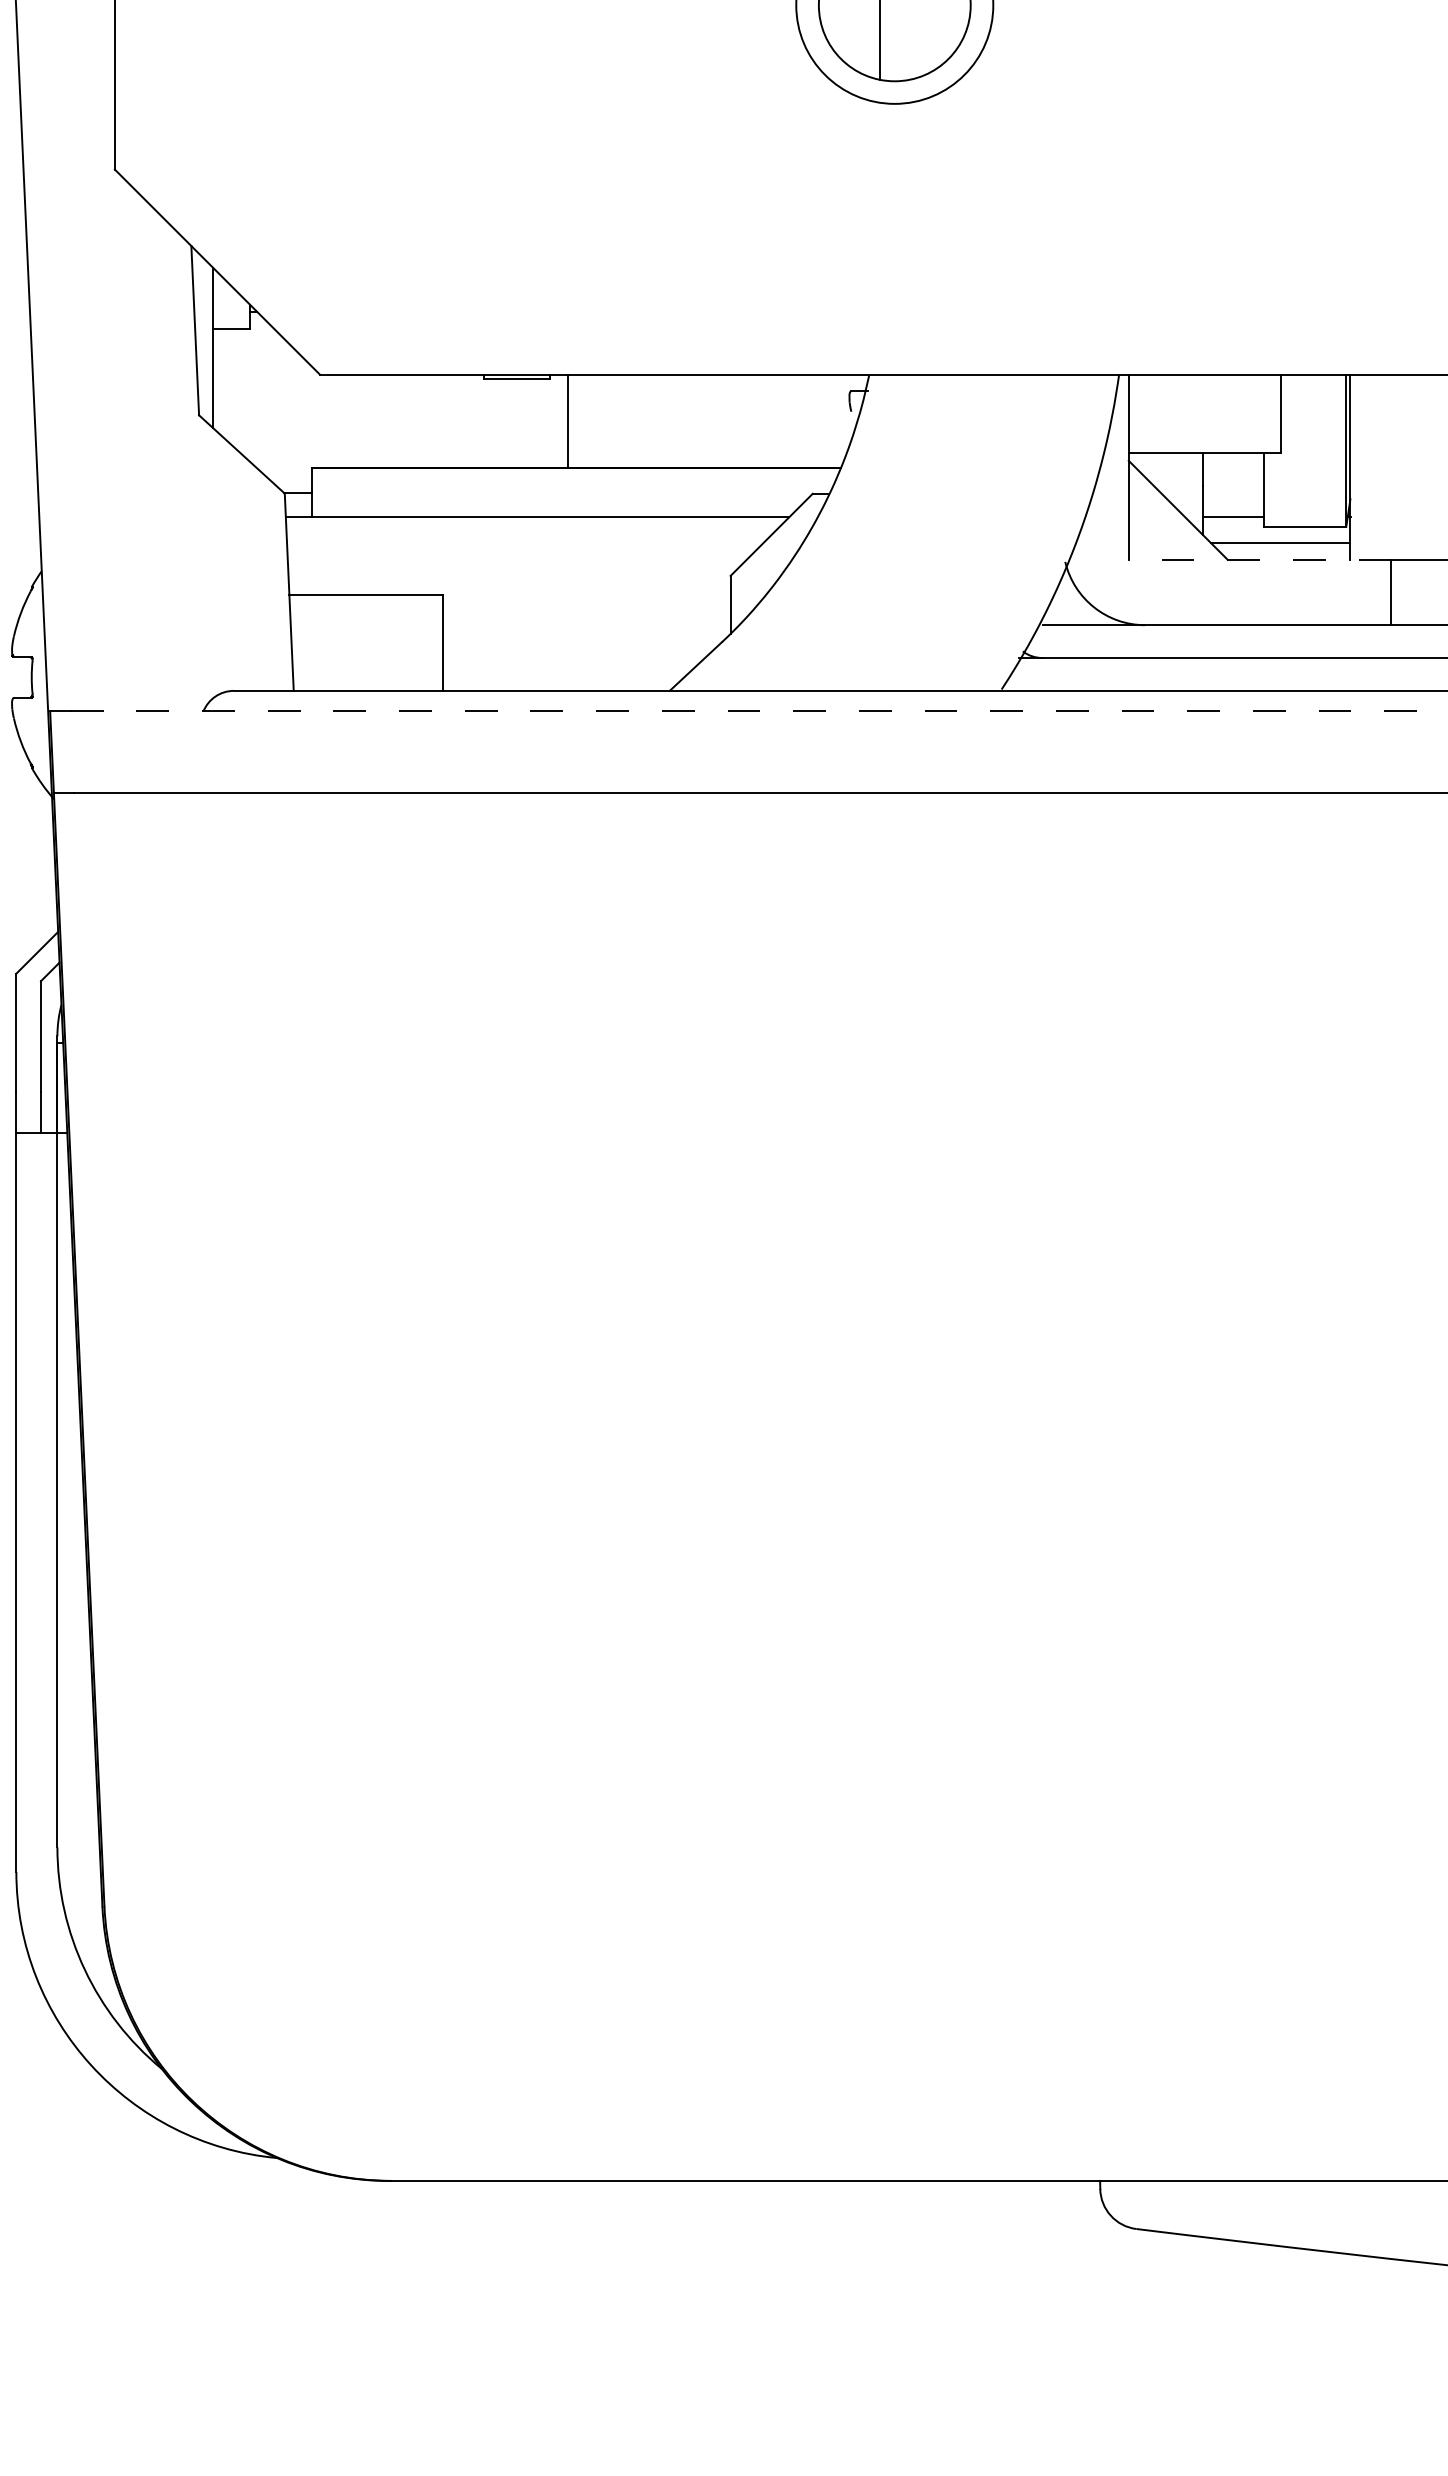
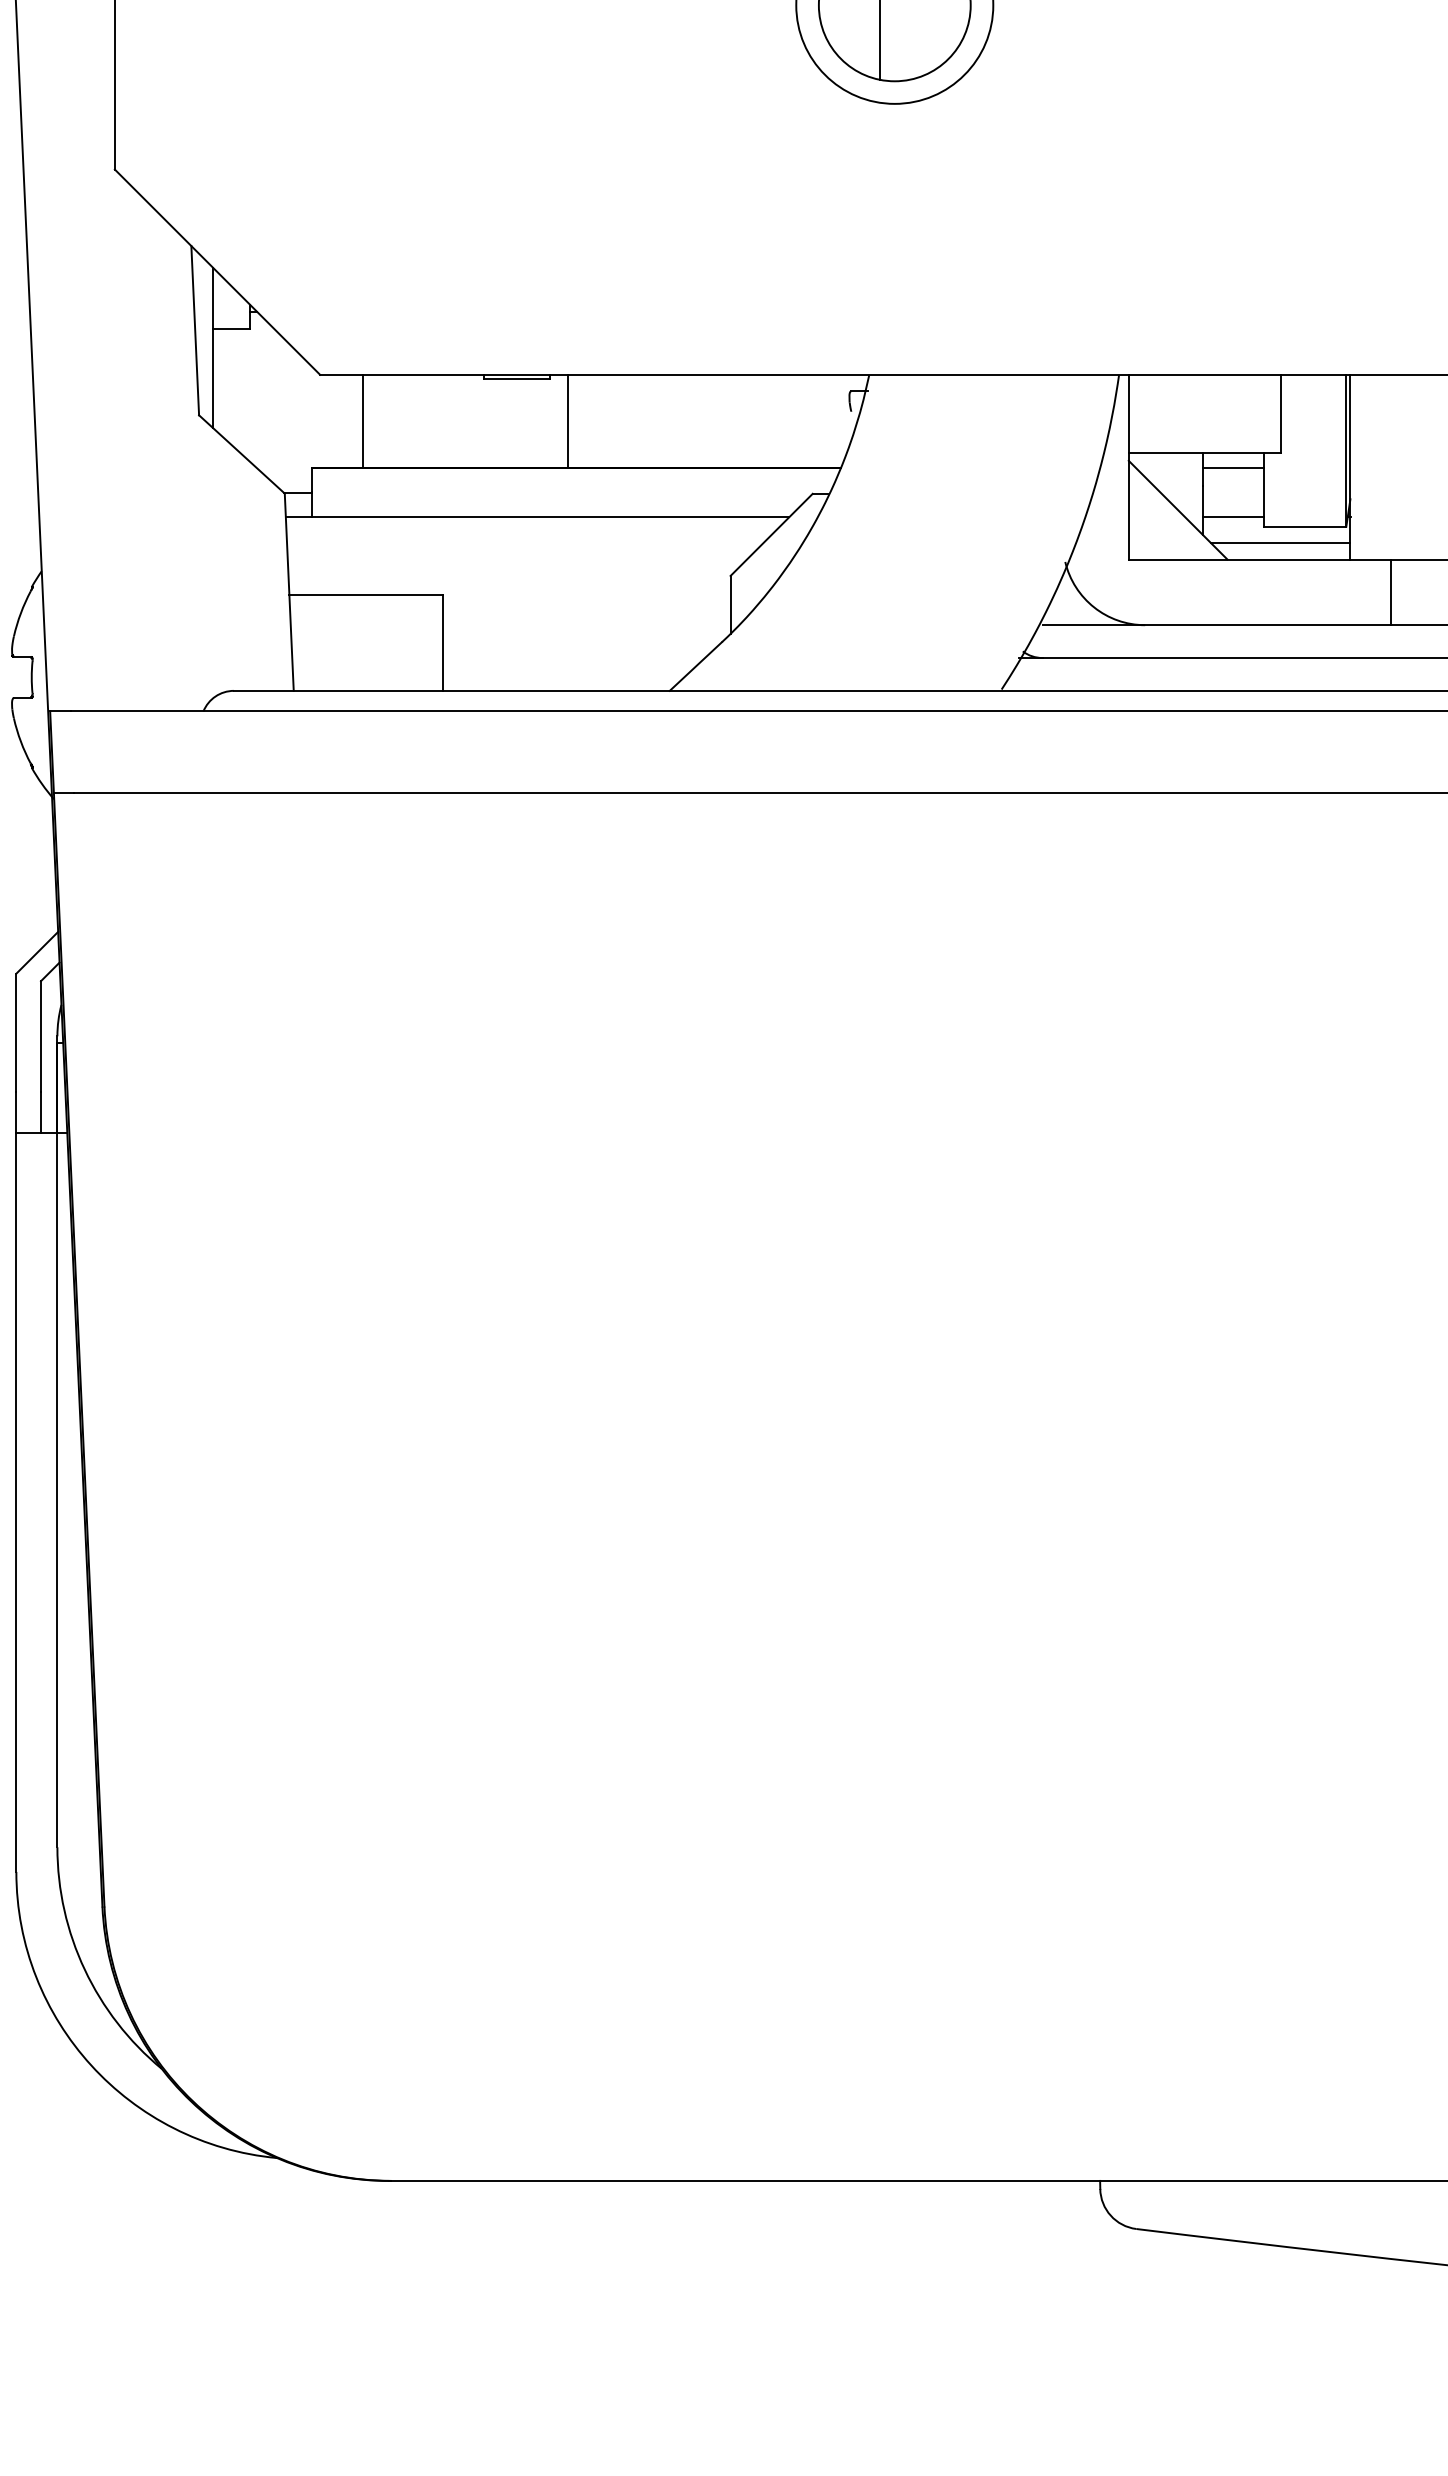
line: none -> present (363, 420)
line: none -> present (1233, 467)
line: dashed -> solid (1259, 559)
line: dashed -> solid (759, 711)
